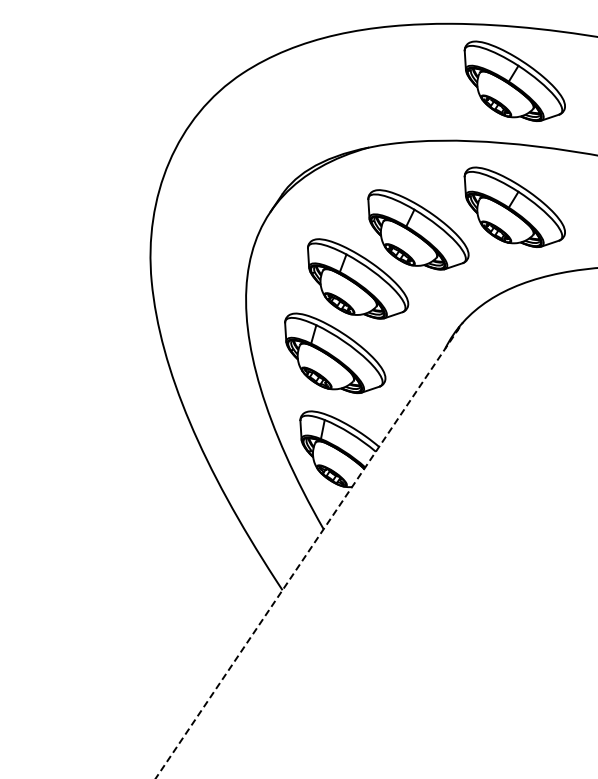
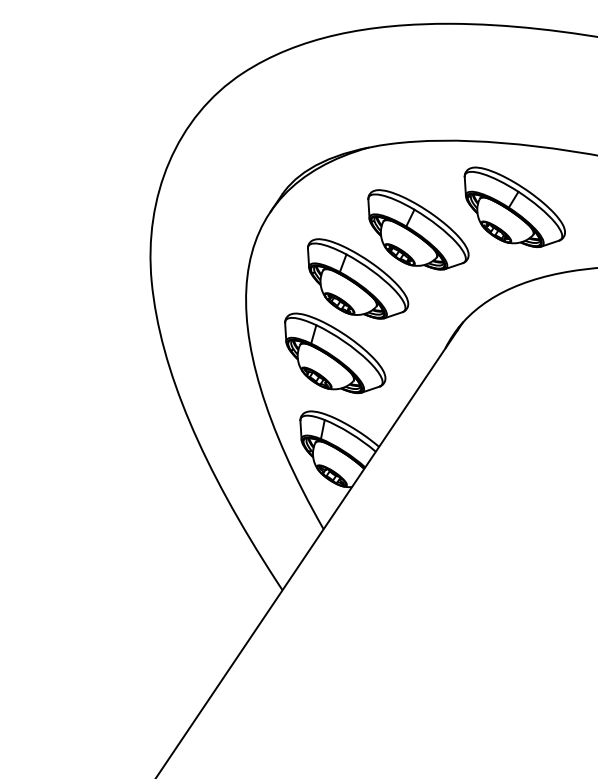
part: present -> none (514, 80)
line: dashed -> solid (309, 550)
